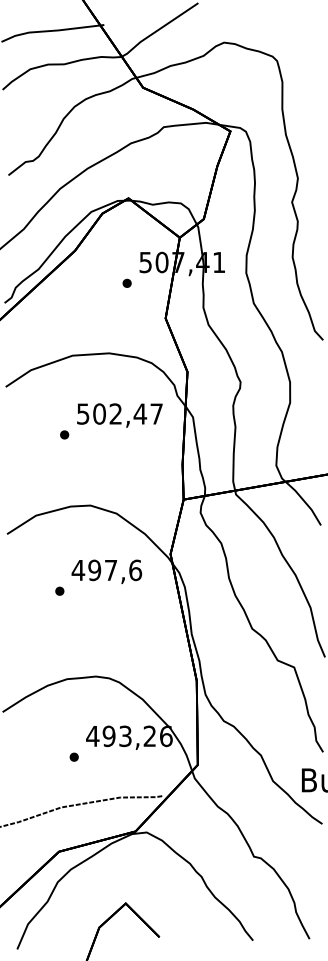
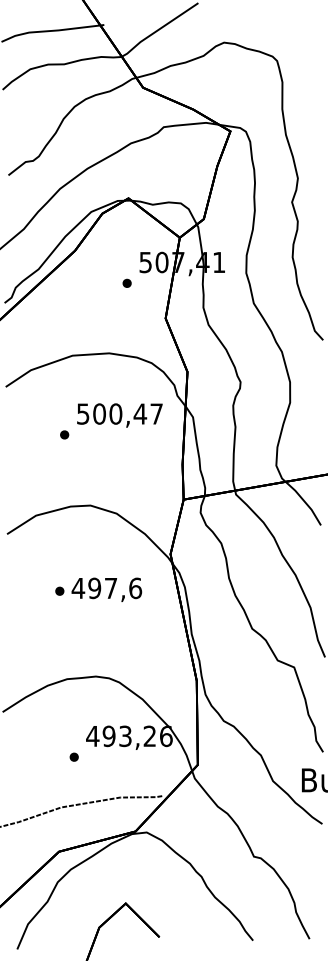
text: 502,47 -> 500,47 (115, 413)
text position: (106, 571) -> (106, 589) (106, 589)
